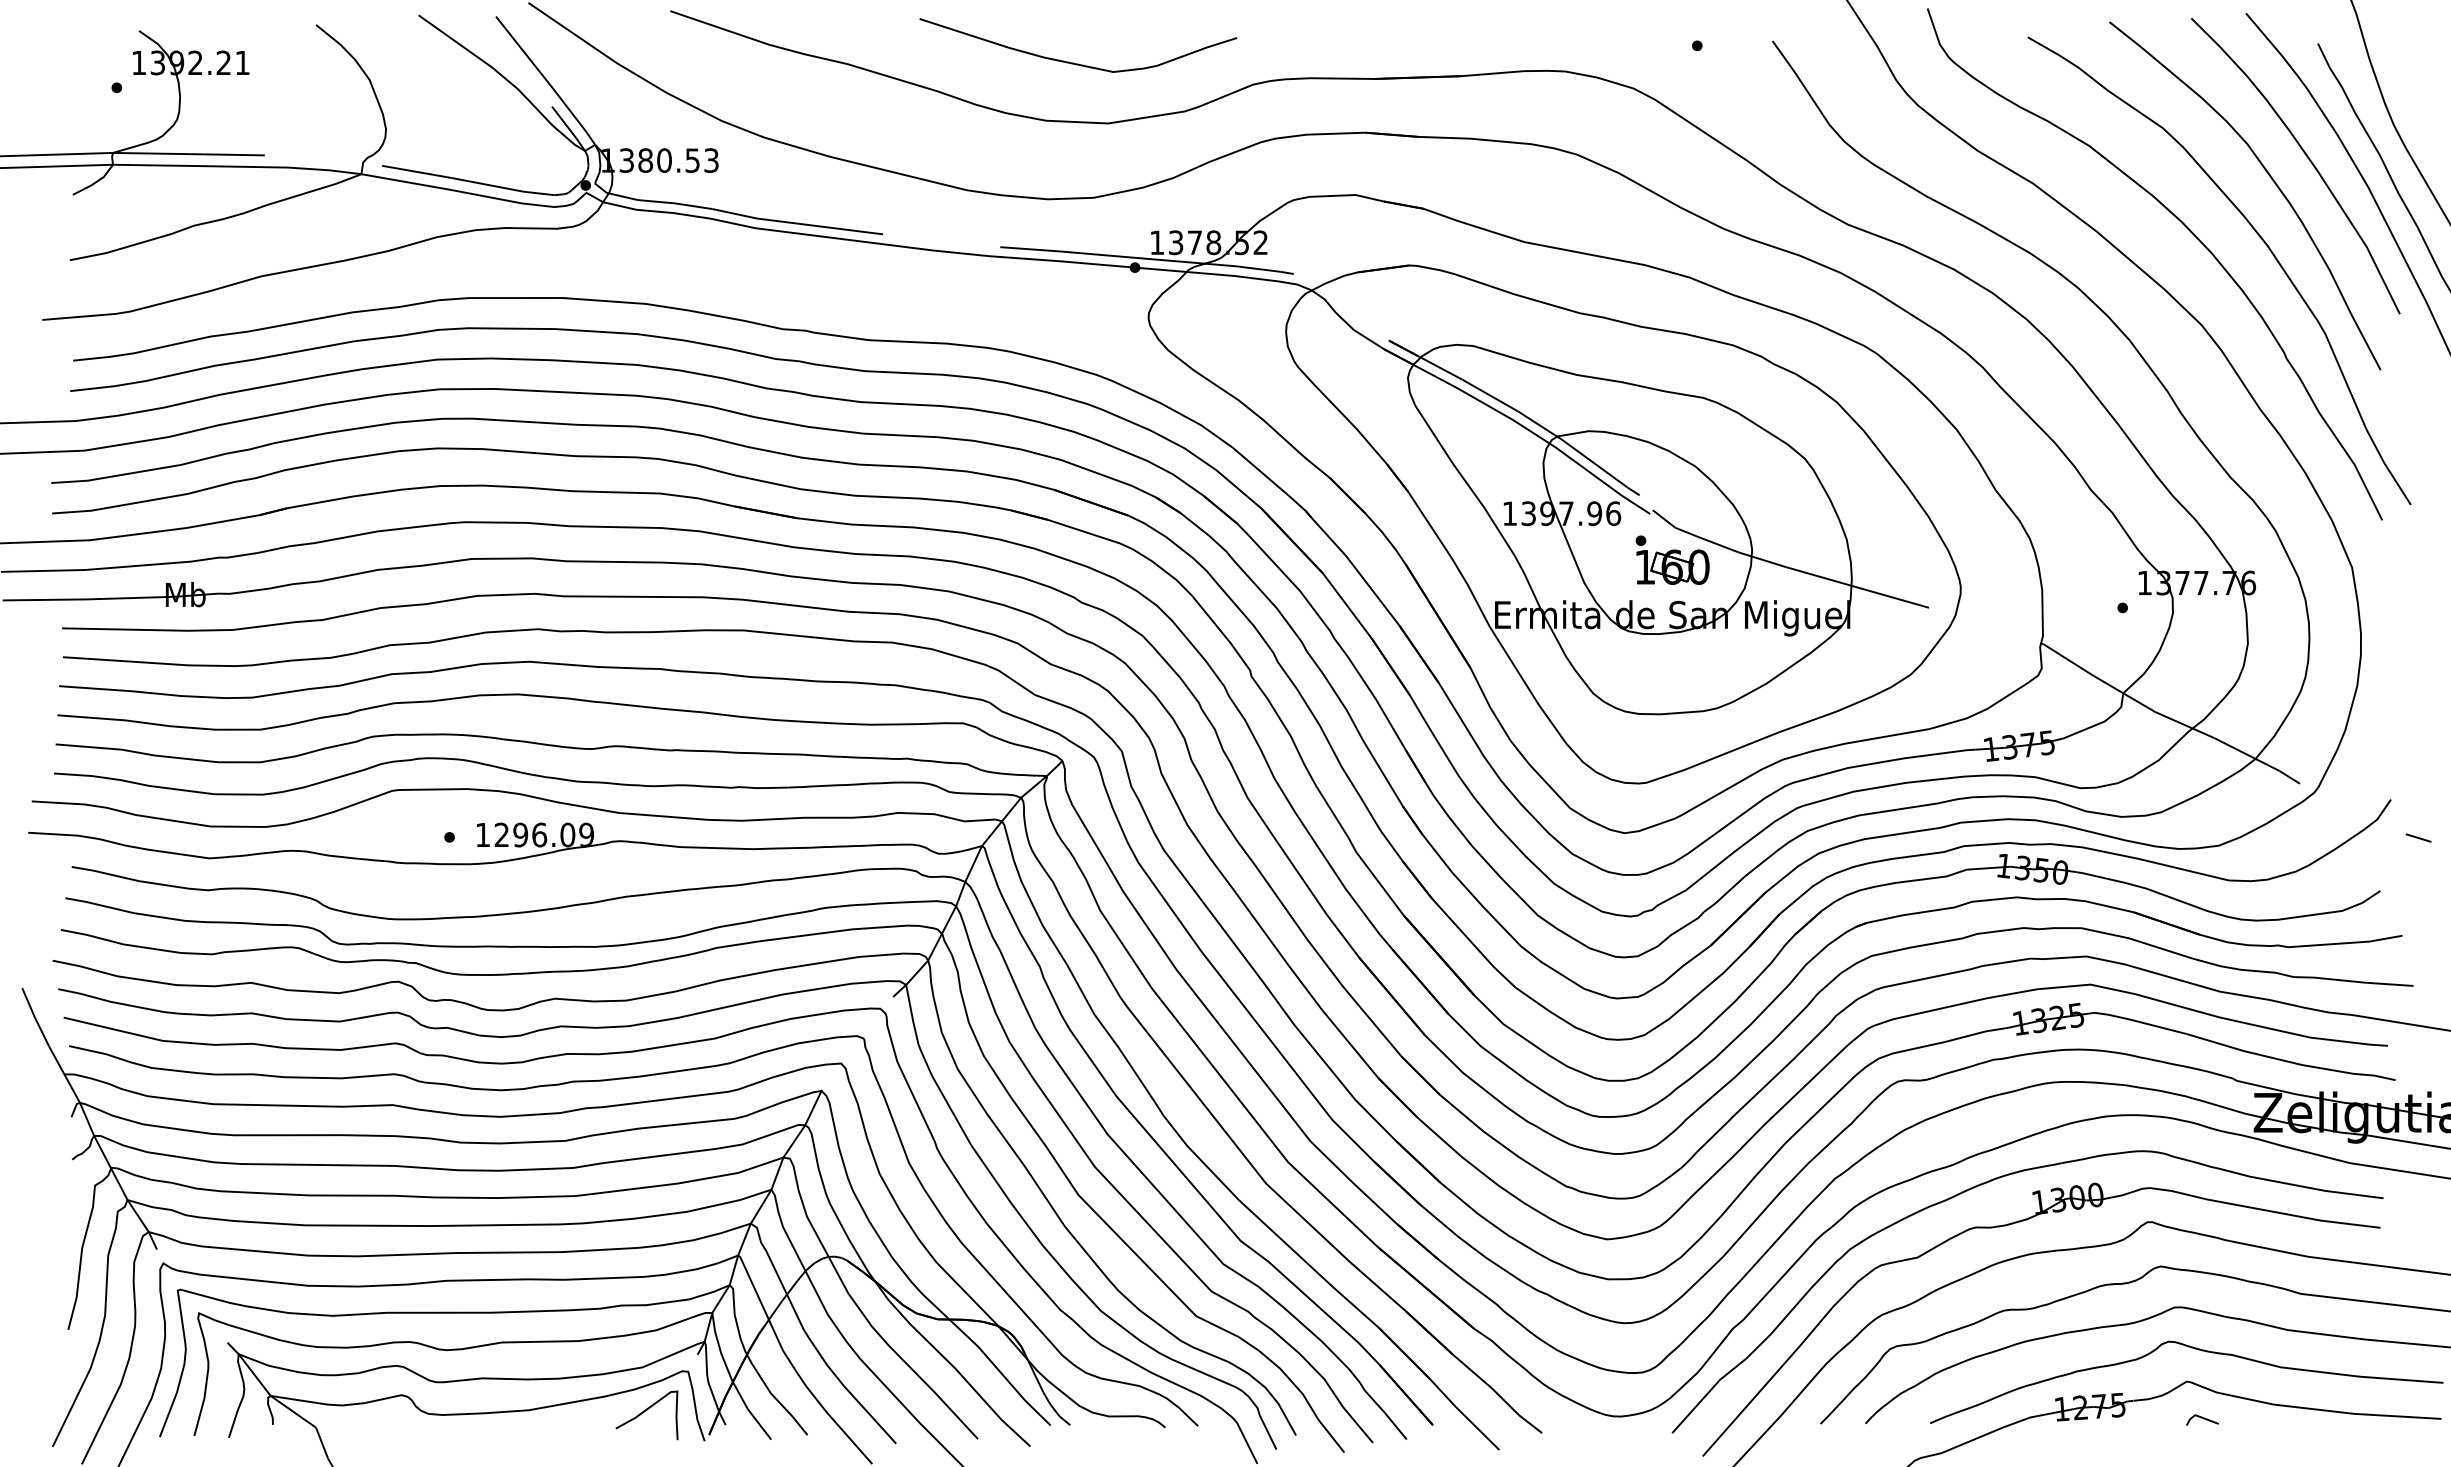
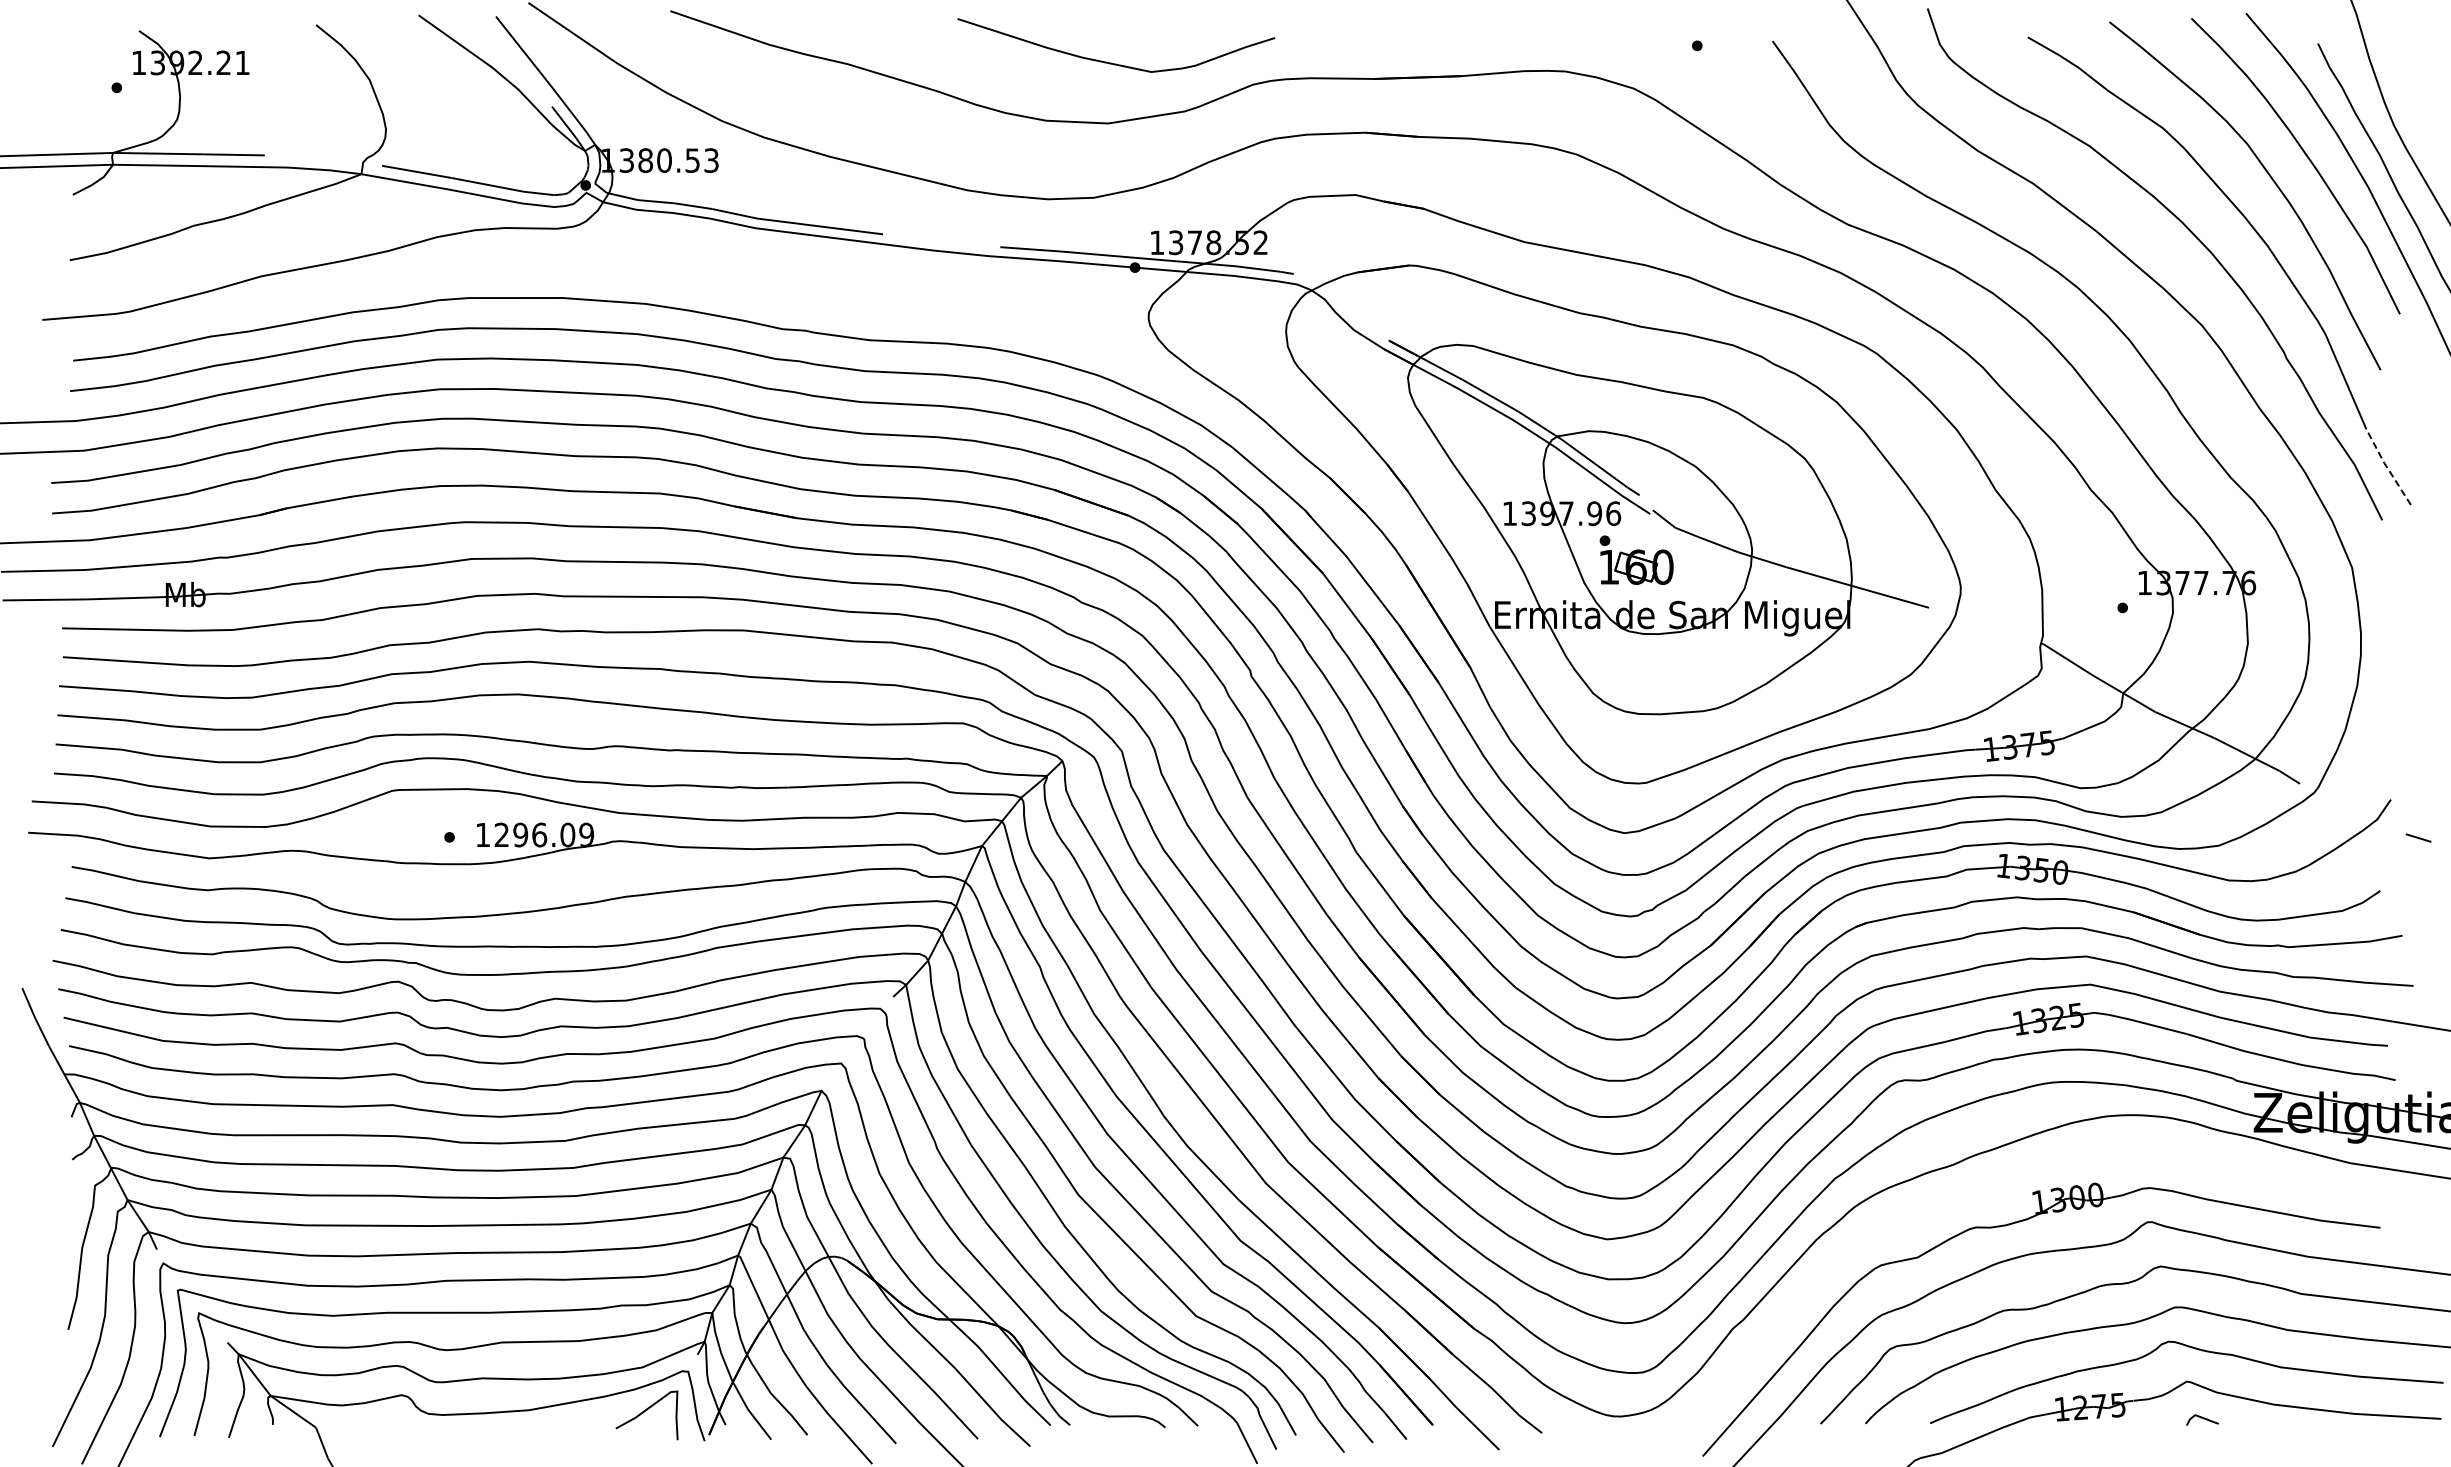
curve position: (1073, 62) -> (1111, 62) (1111, 62)
line: solid -> dashed (2386, 466)
part position: (1672, 559) -> (1636, 559) (1636, 559)
part: present -> none (1987, 1183)
